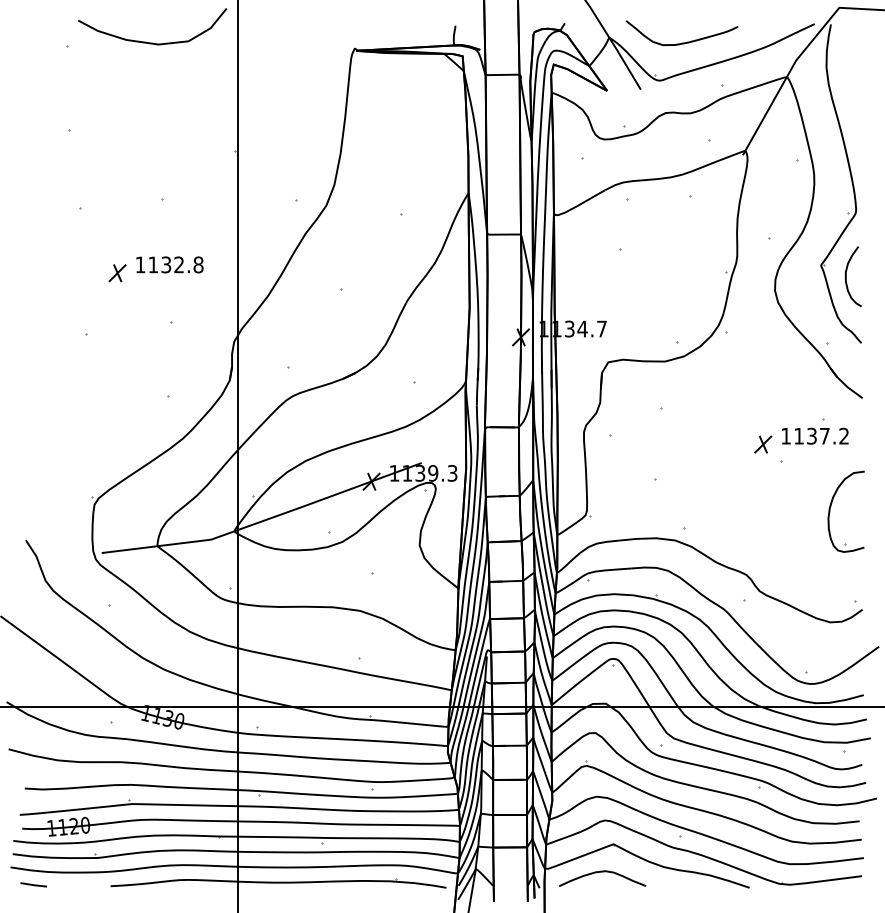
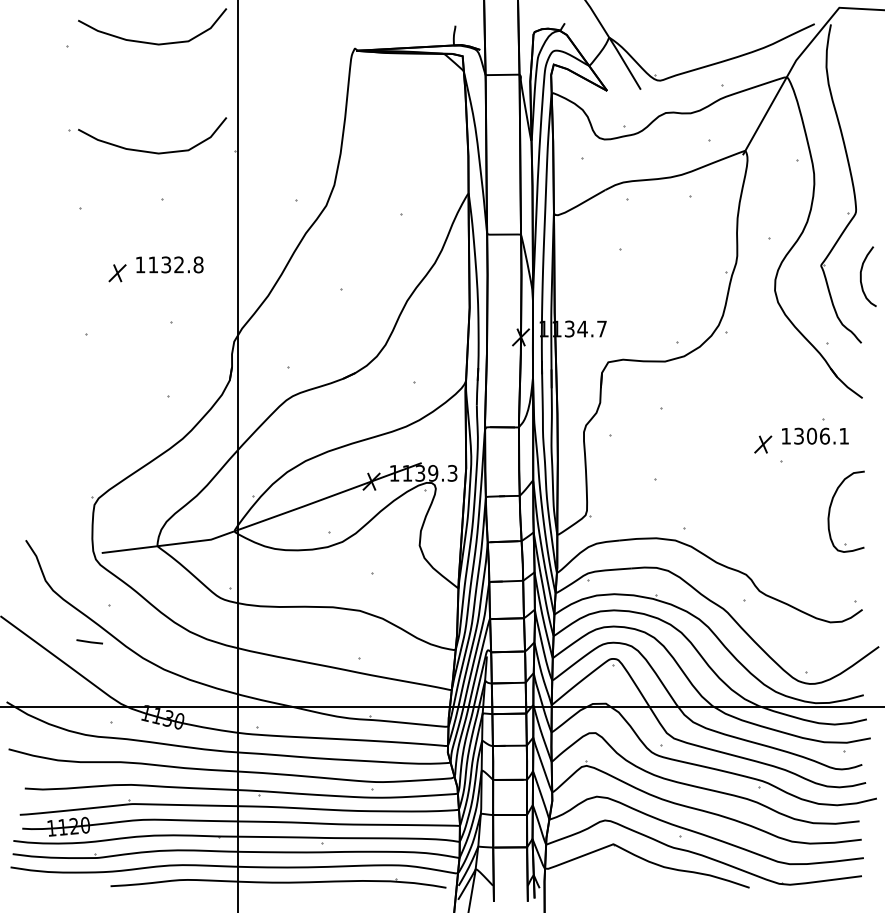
curve: present -> none (681, 42)
curve: none -> present (152, 151)
curve position: (846, 276) -> (861, 276) (861, 276)
text: 1137.2 -> 1306.1 (821, 435)
curve: present -> none (602, 872)
line position: (33, 884) -> (89, 641) (89, 641)
